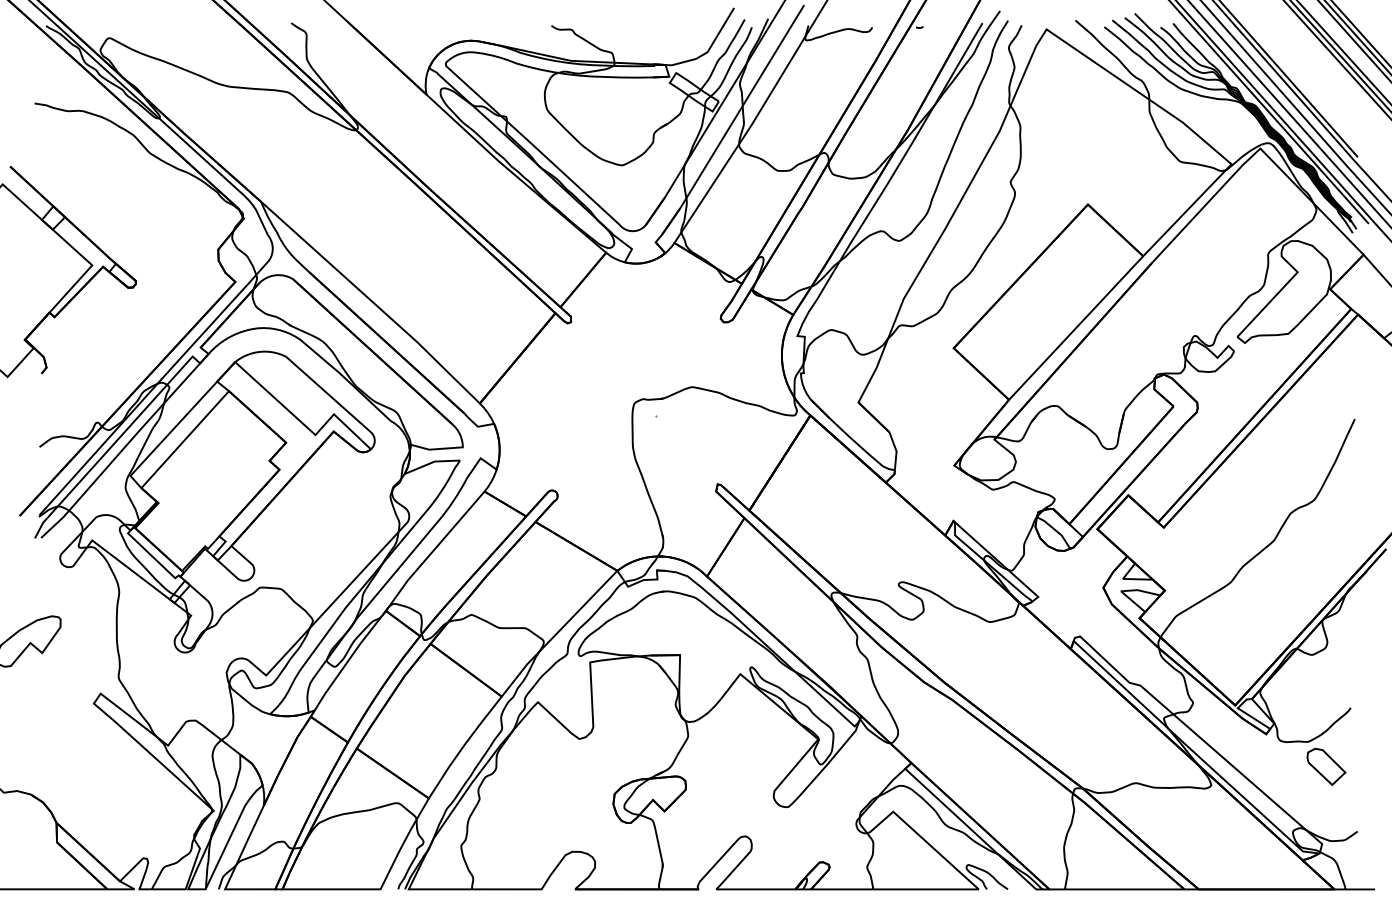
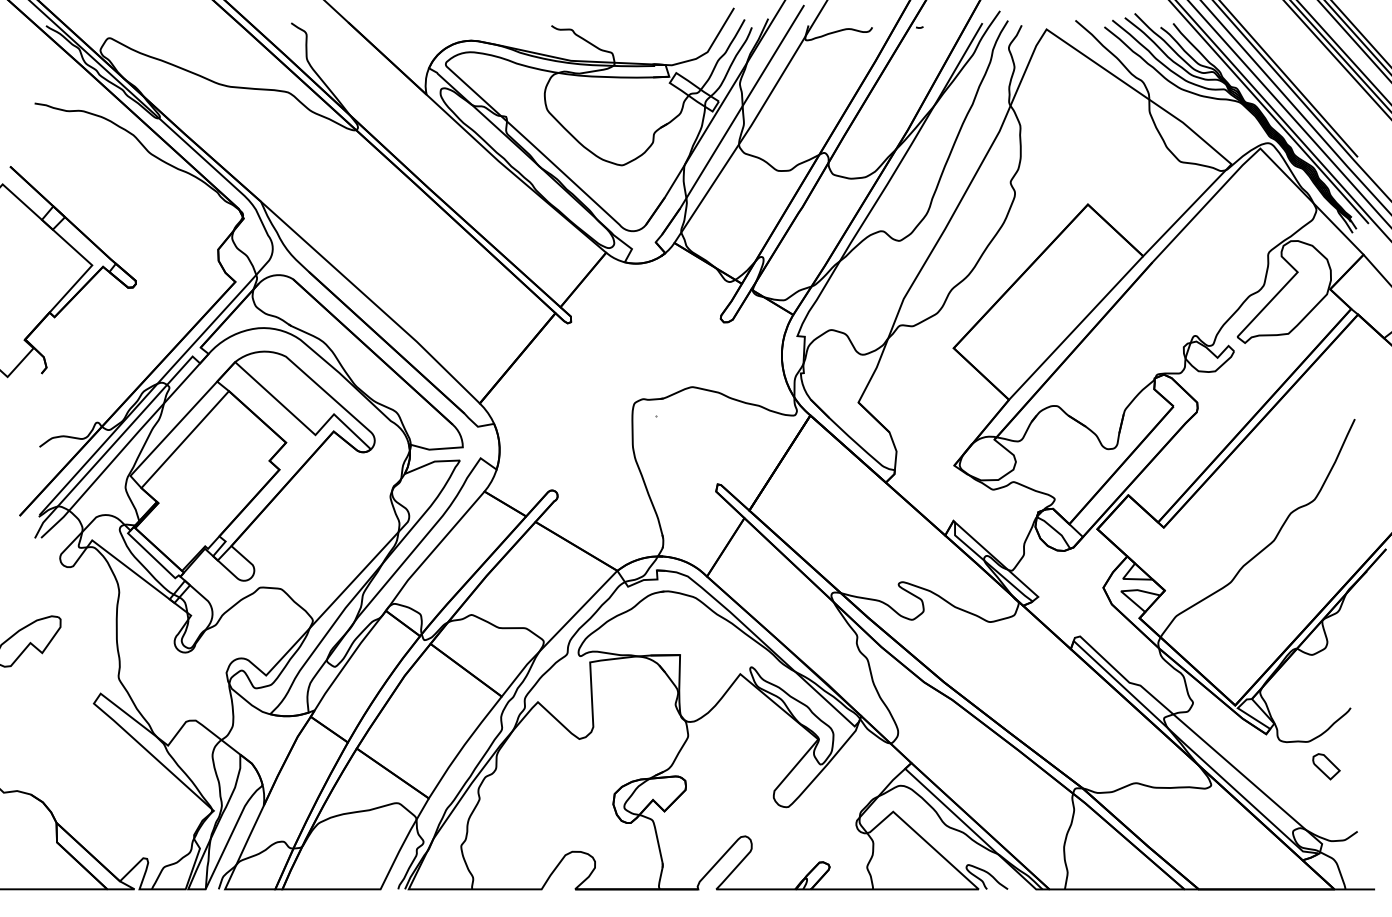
part size: 41x39 px -> 29x28 px (1326, 766)
